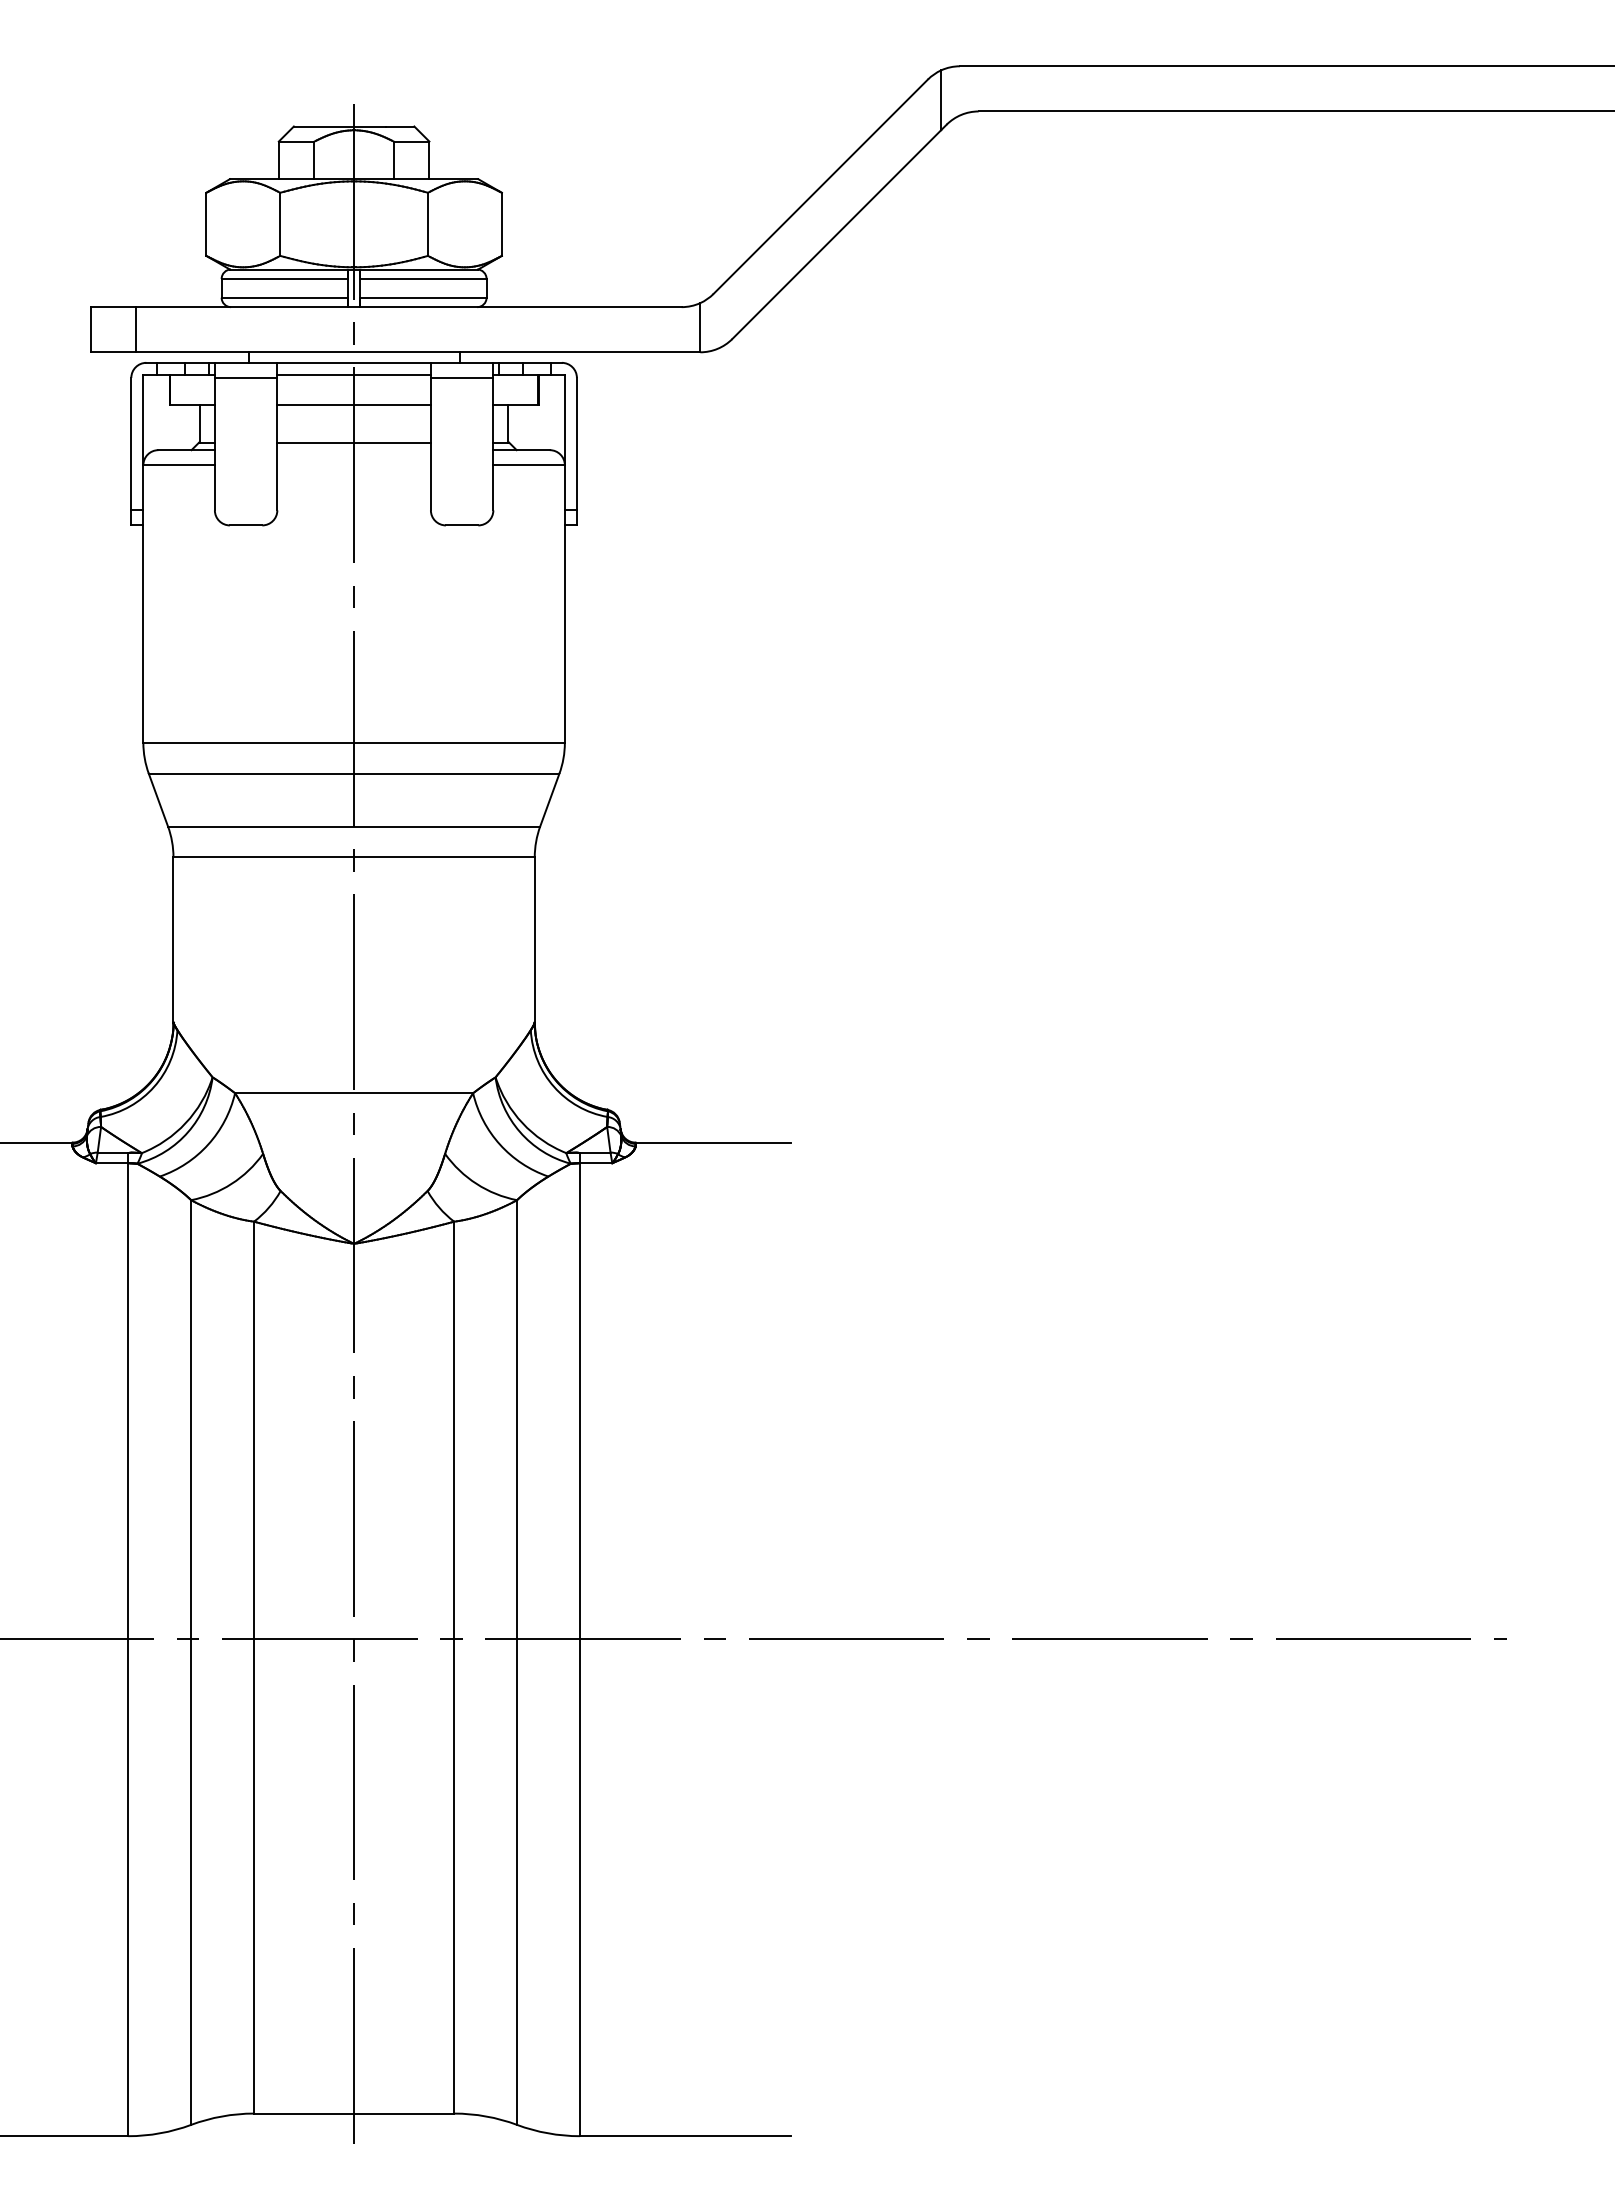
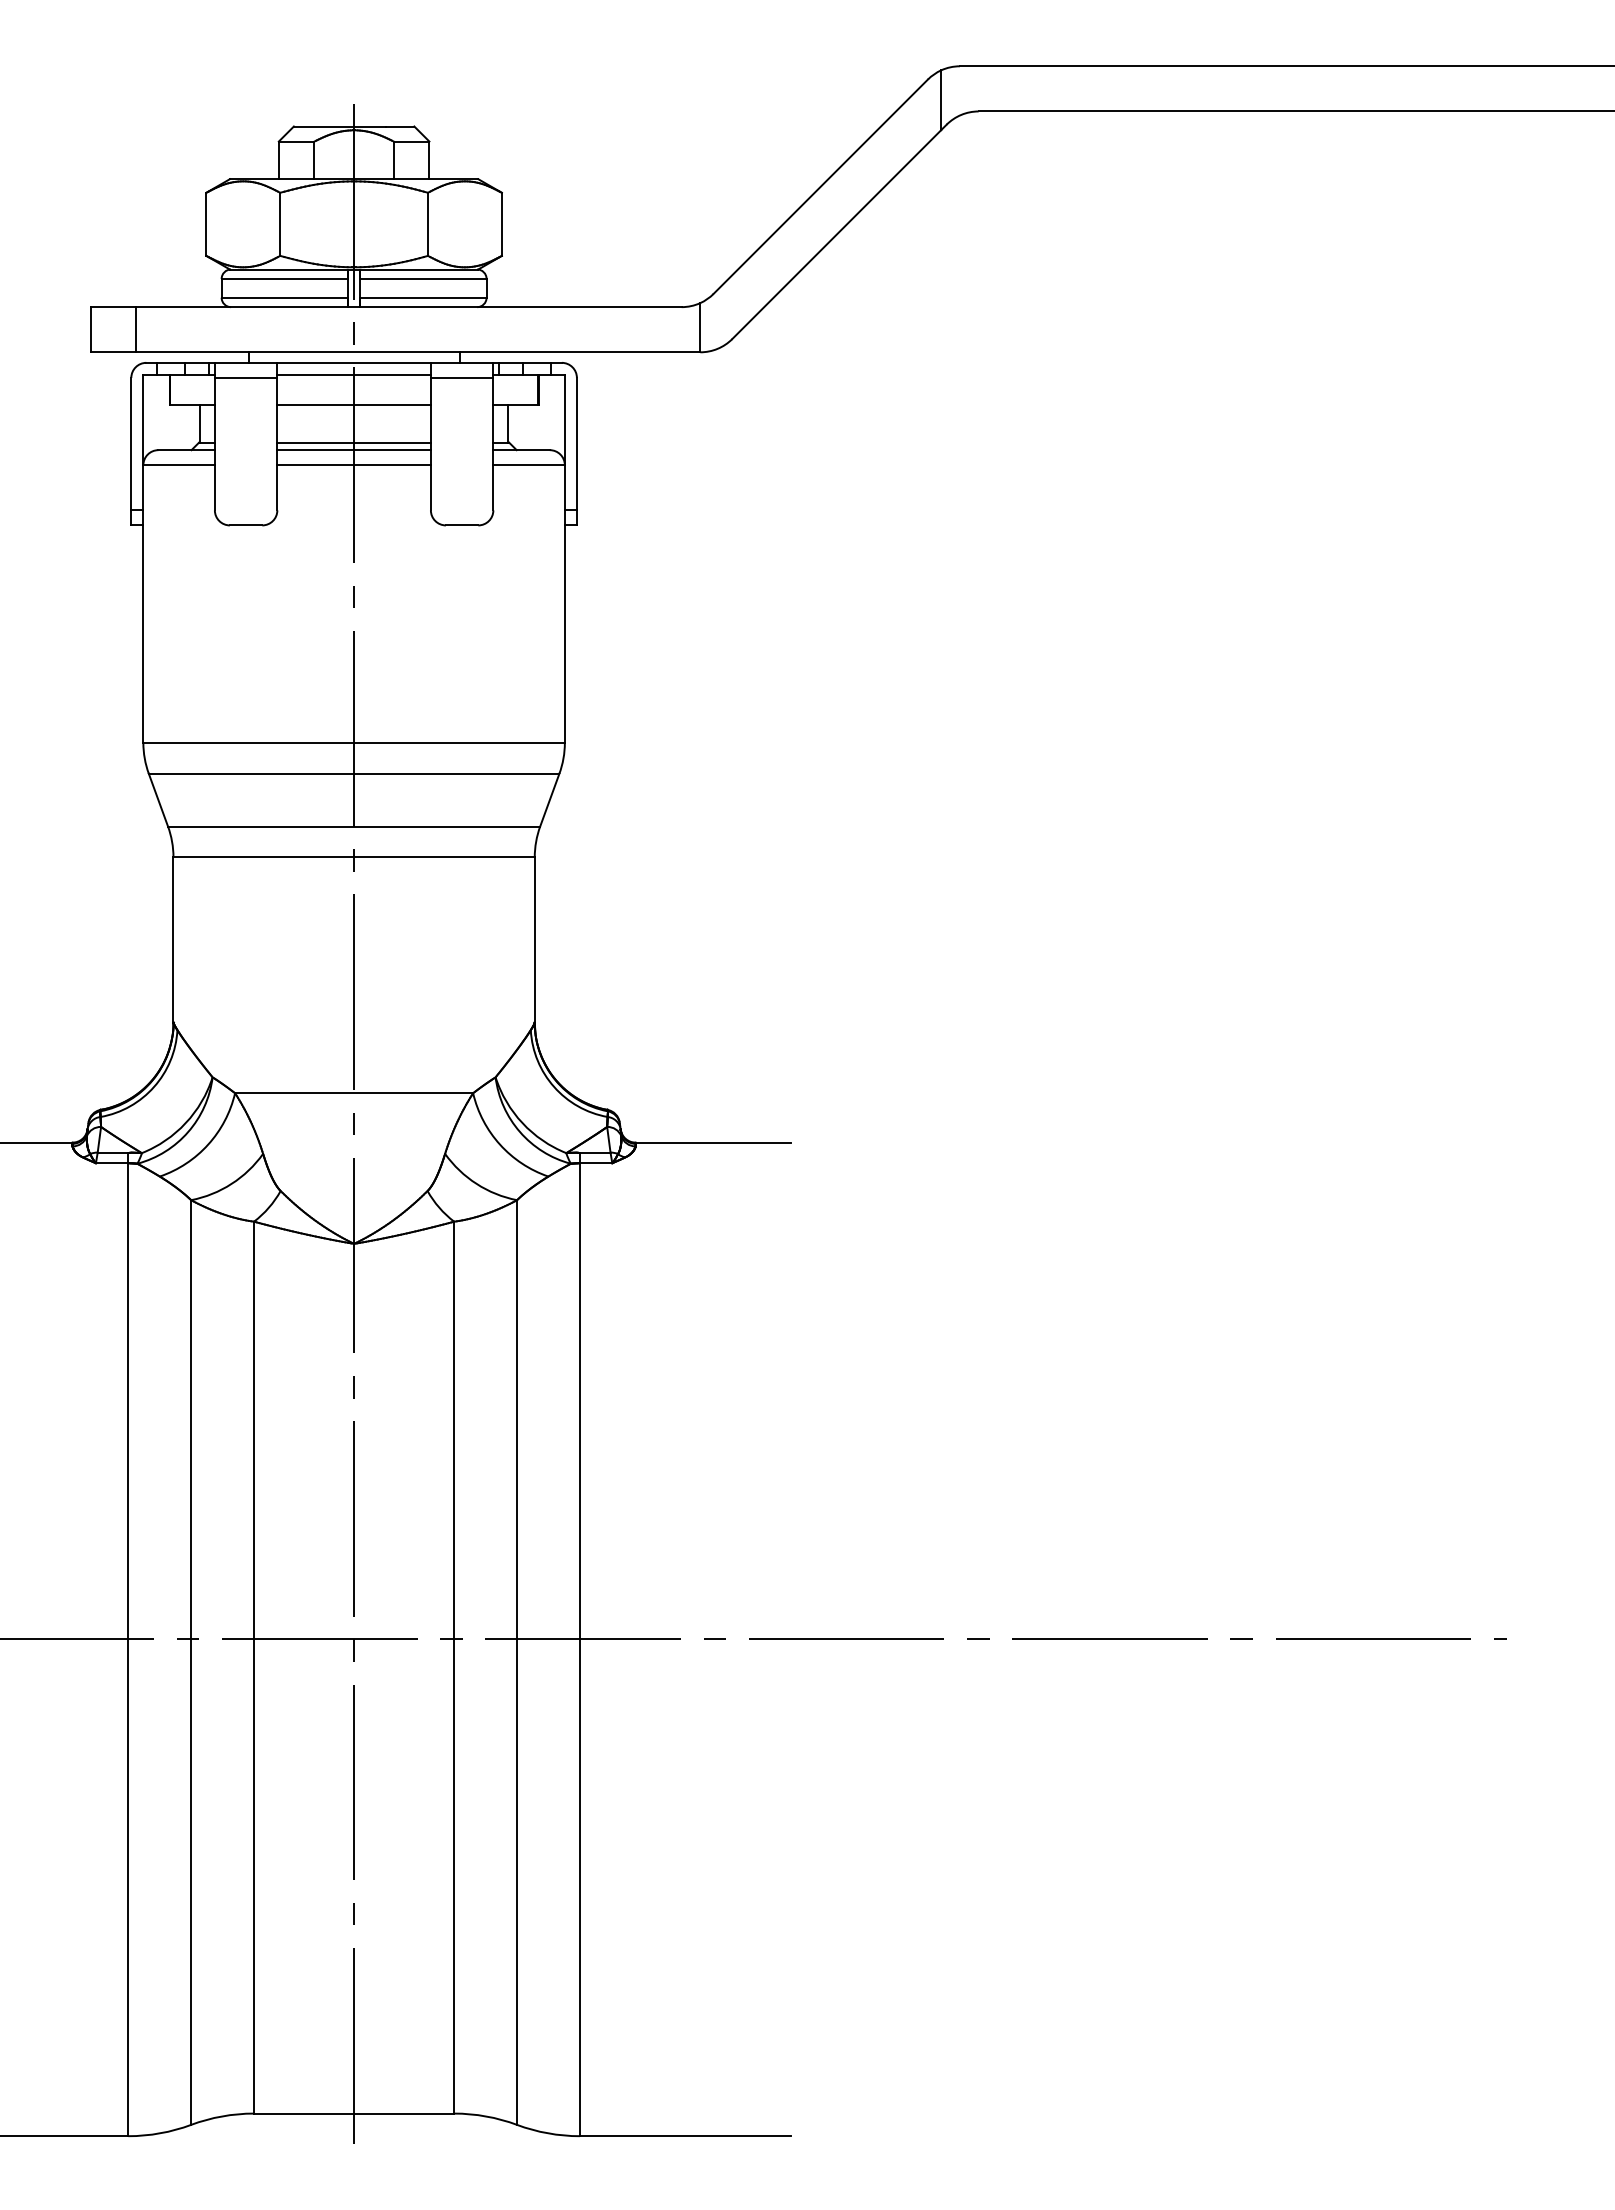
line: none -> present (353, 450)
line: none -> present (353, 465)
